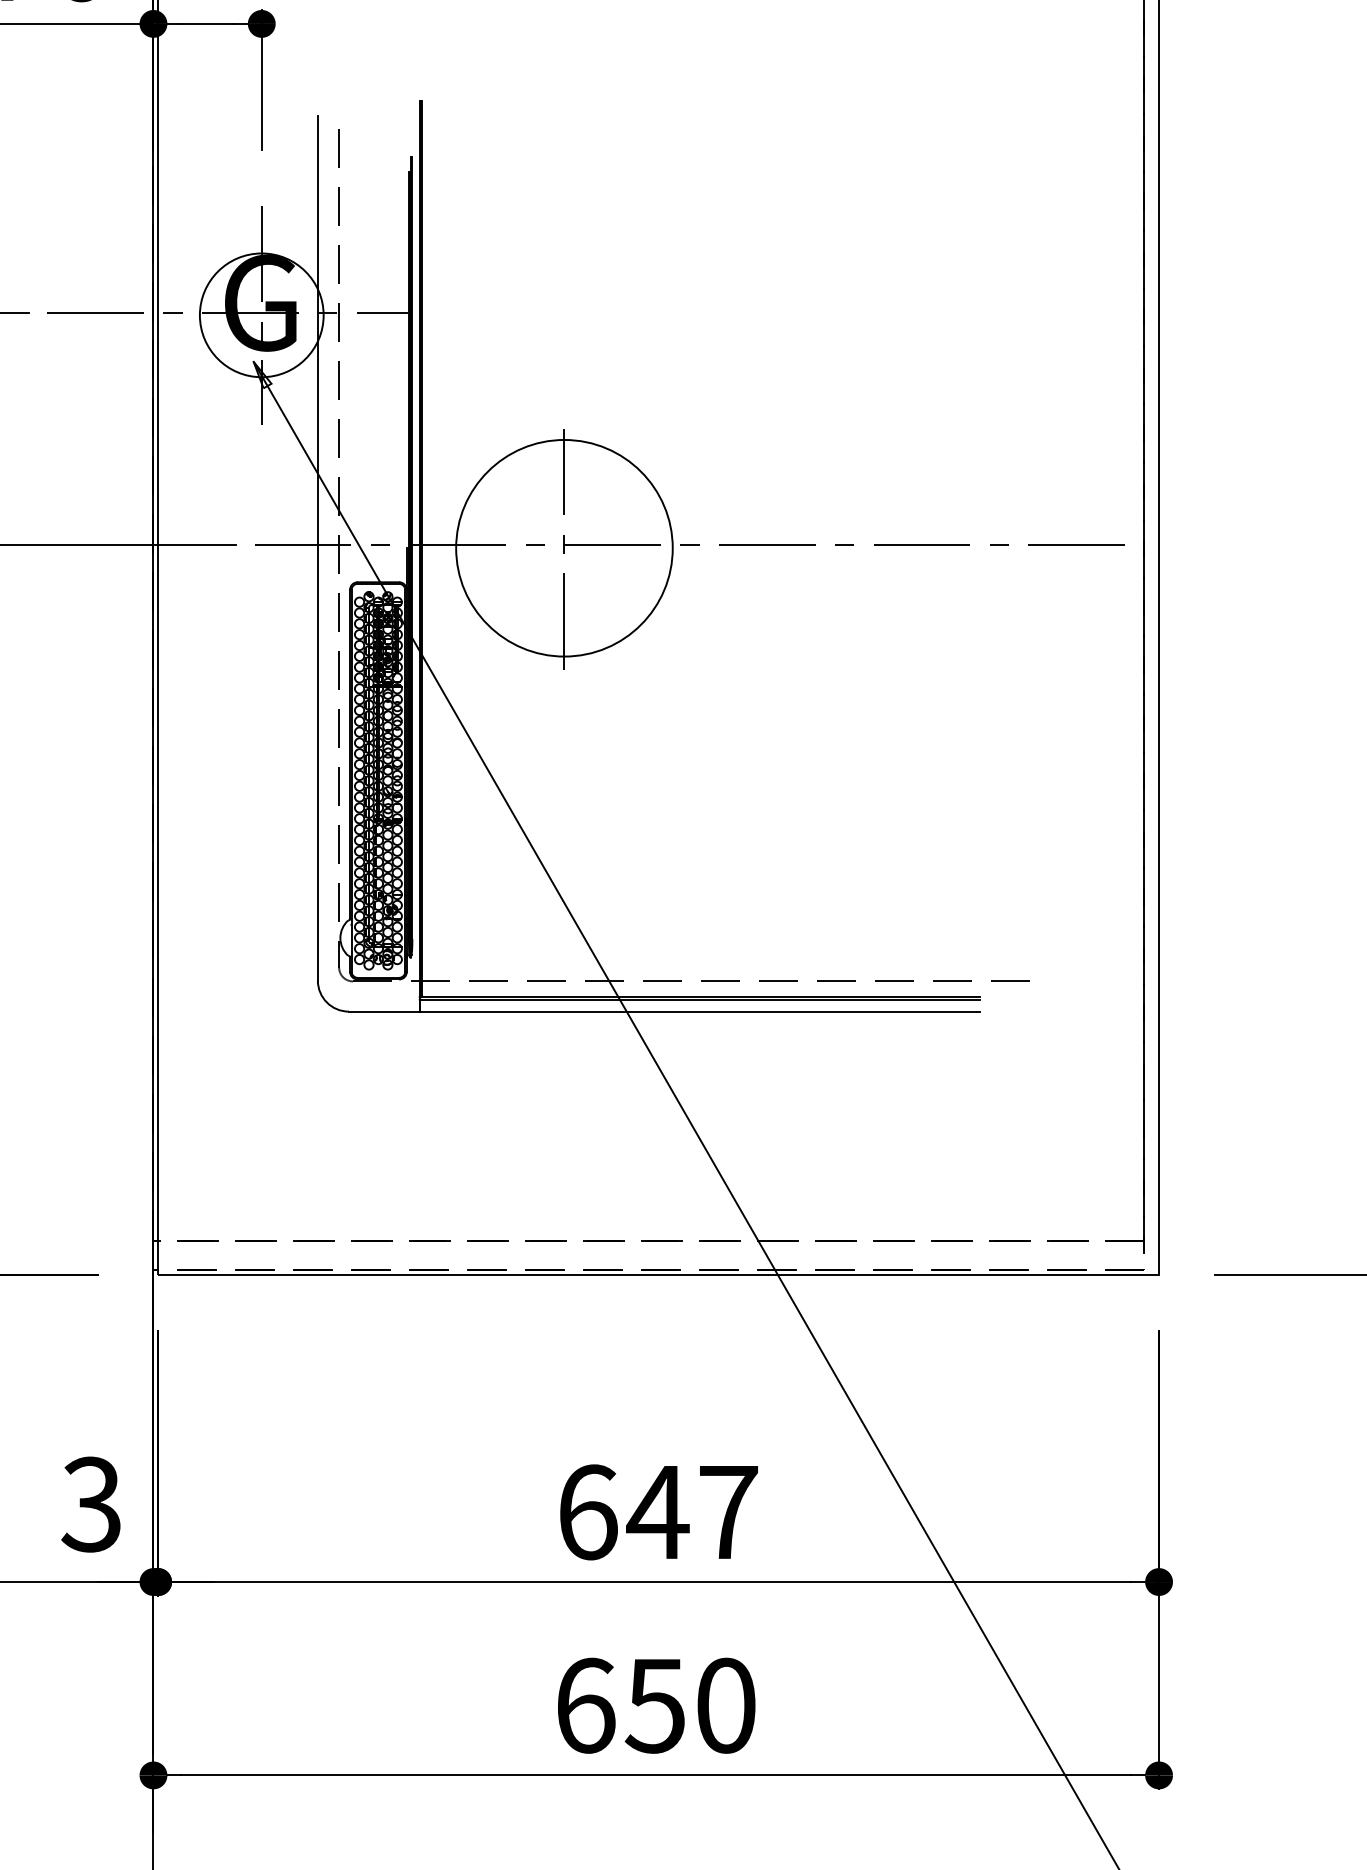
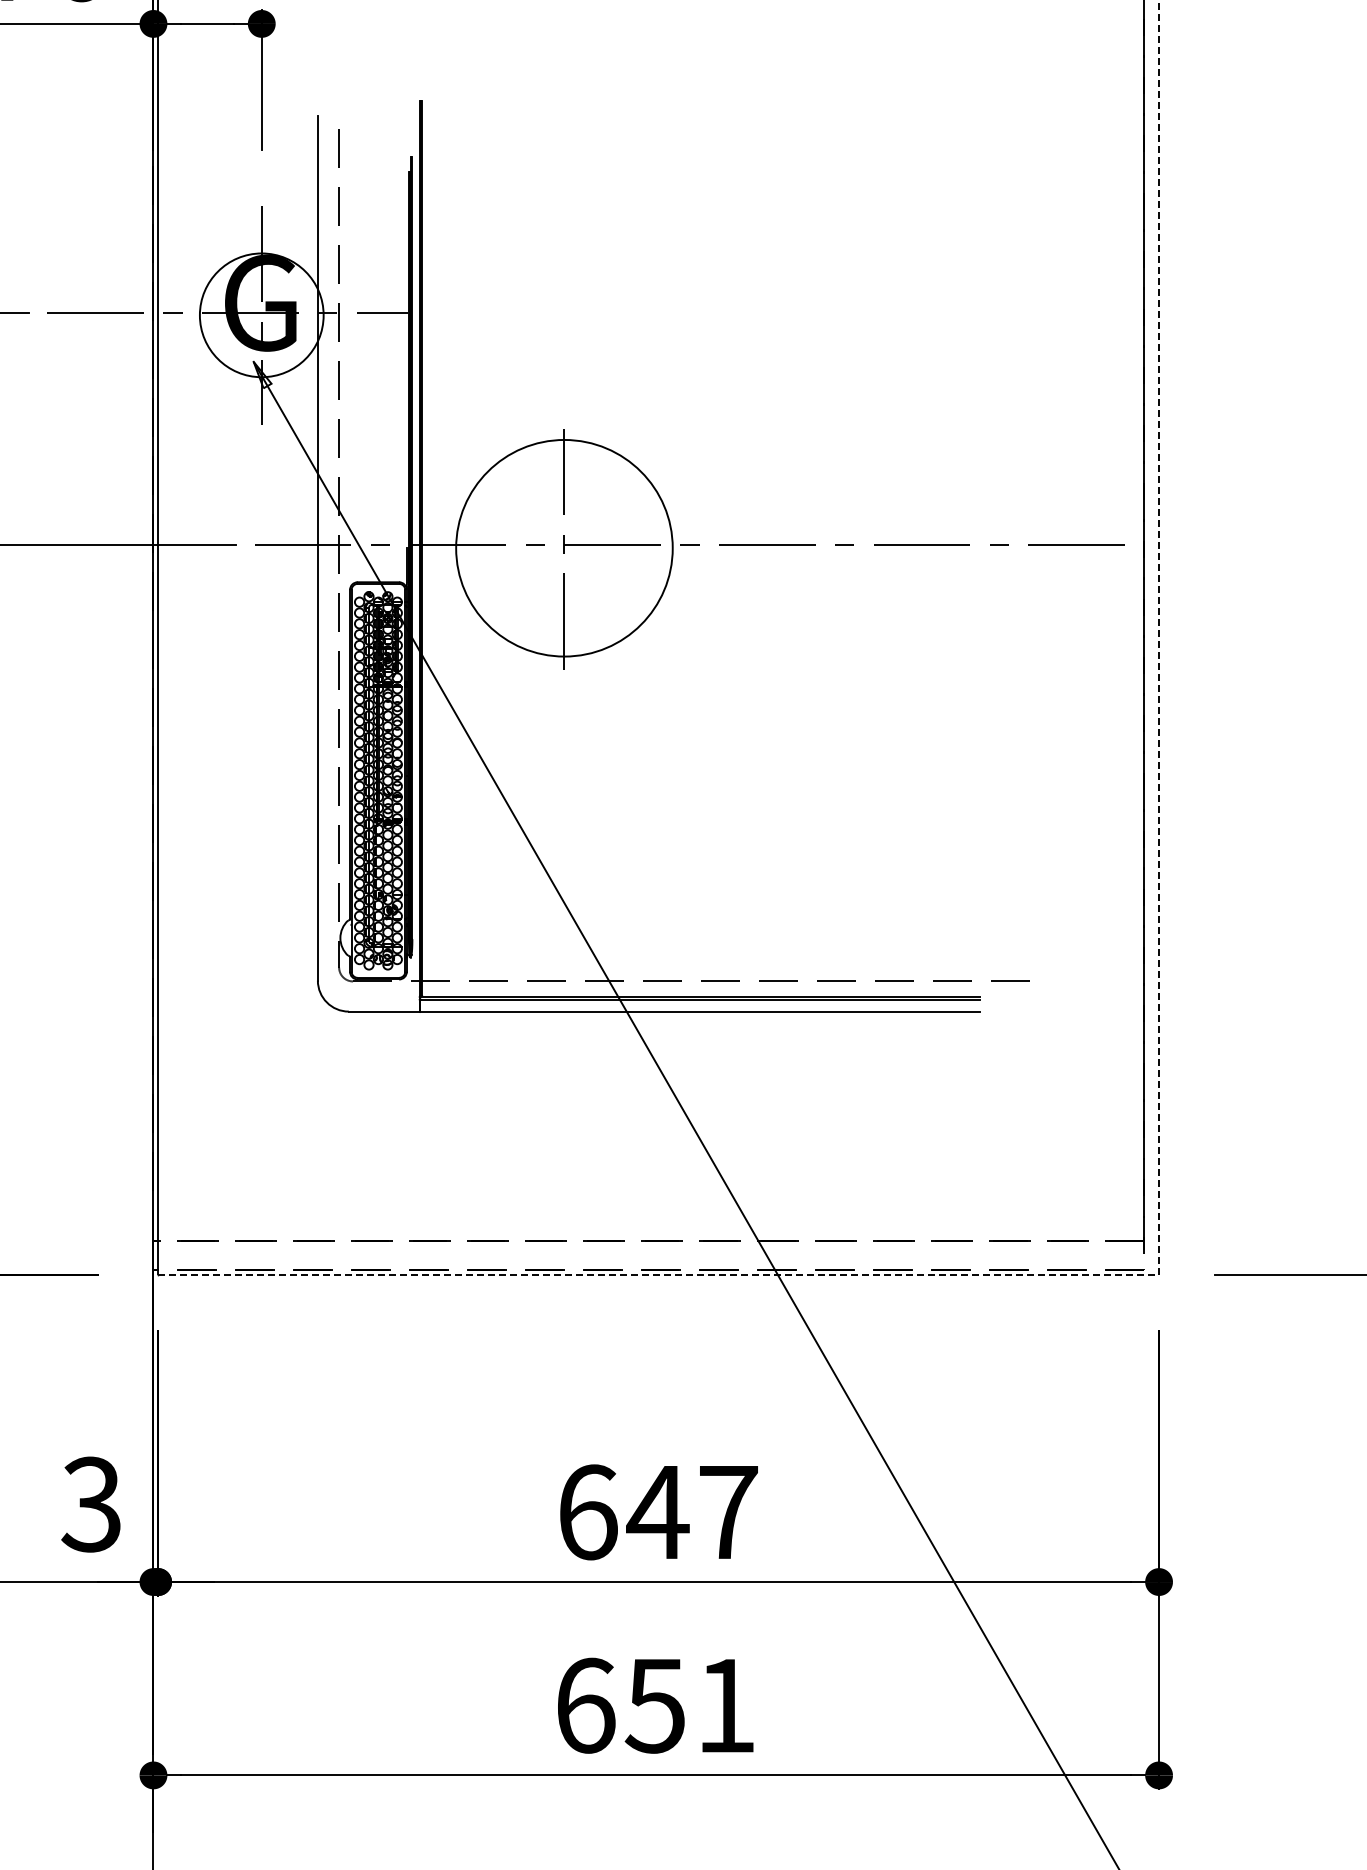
line: solid -> dashed (1159, 1139)
text: 650 -> 651 (726, 1705)
